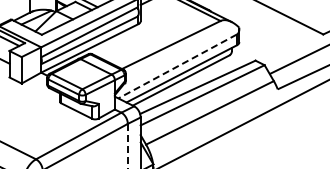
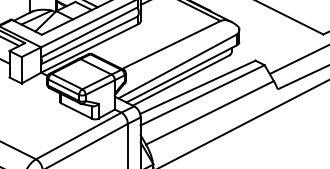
line: dashed -> solid (177, 66)
line: dashed -> solid (127, 146)
